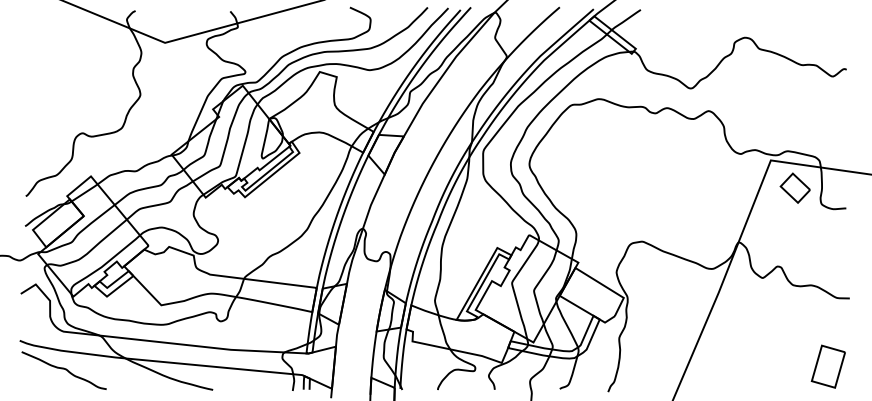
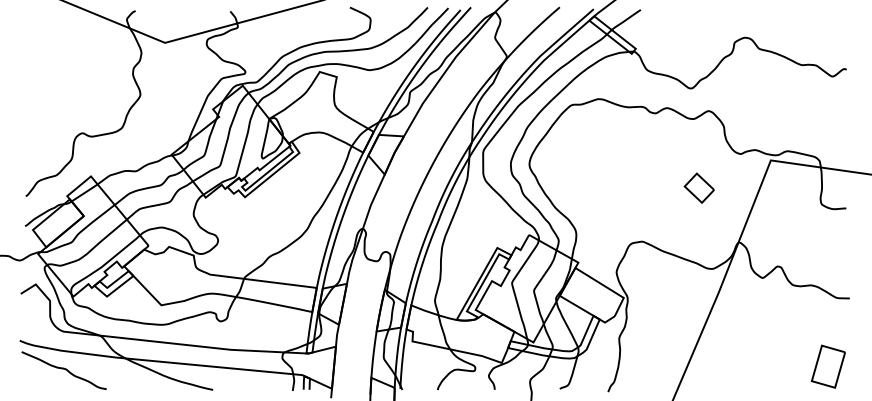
part position: (794, 187) -> (698, 187) (698, 187)
